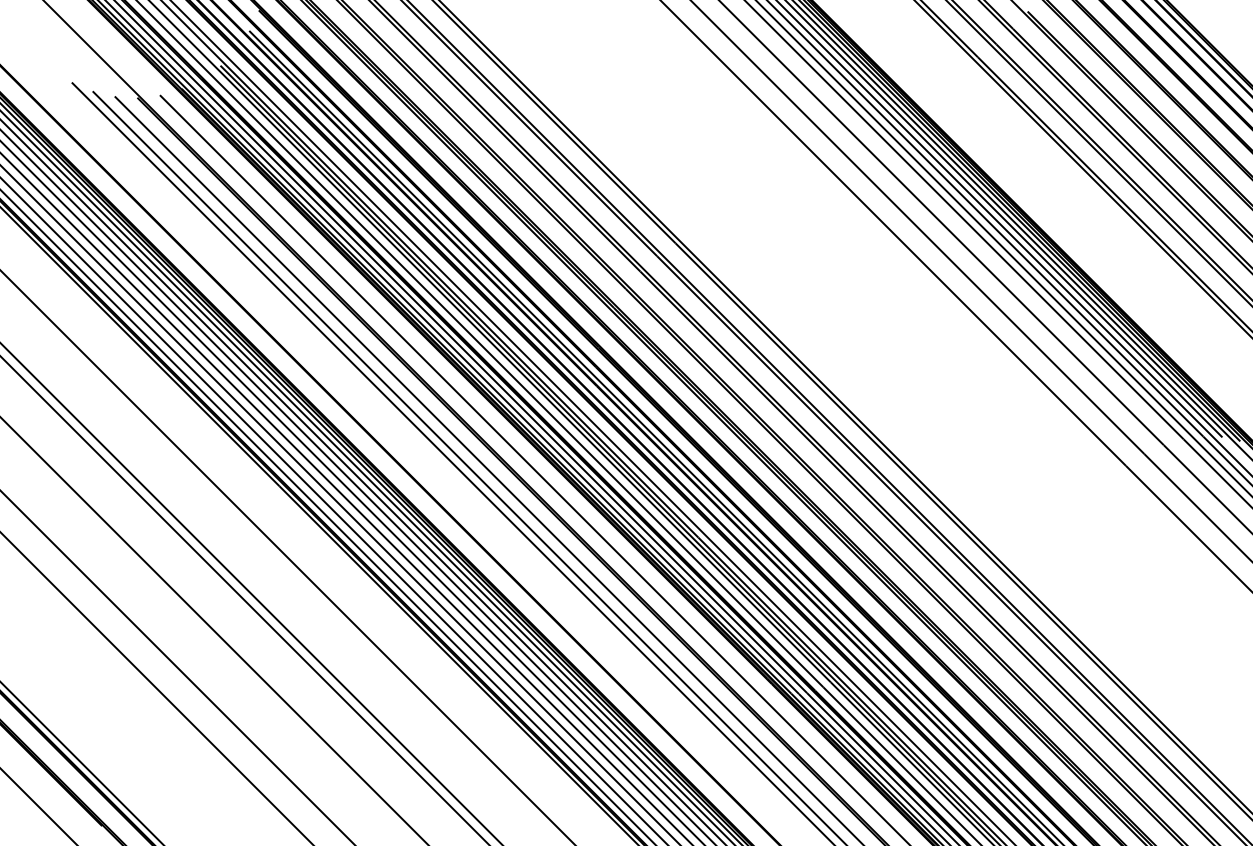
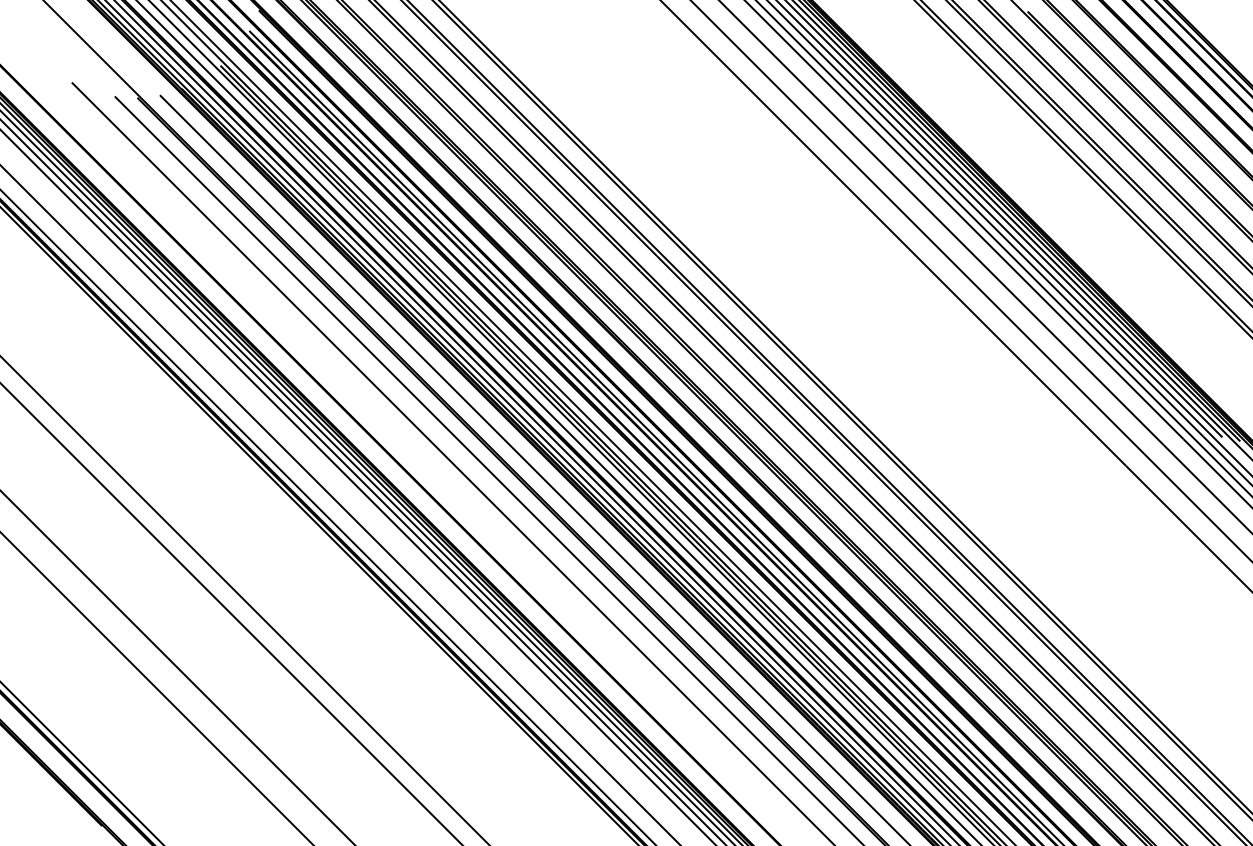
line: present -> none (468, 466)
line: present -> none (352, 492)
line: present -> none (346, 498)
line: present -> none (333, 510)
line: present -> none (287, 557)
line: present -> none (251, 593)
line position: (214, 630) -> (231, 613) (231, 613)
line: present -> none (38, 806)
